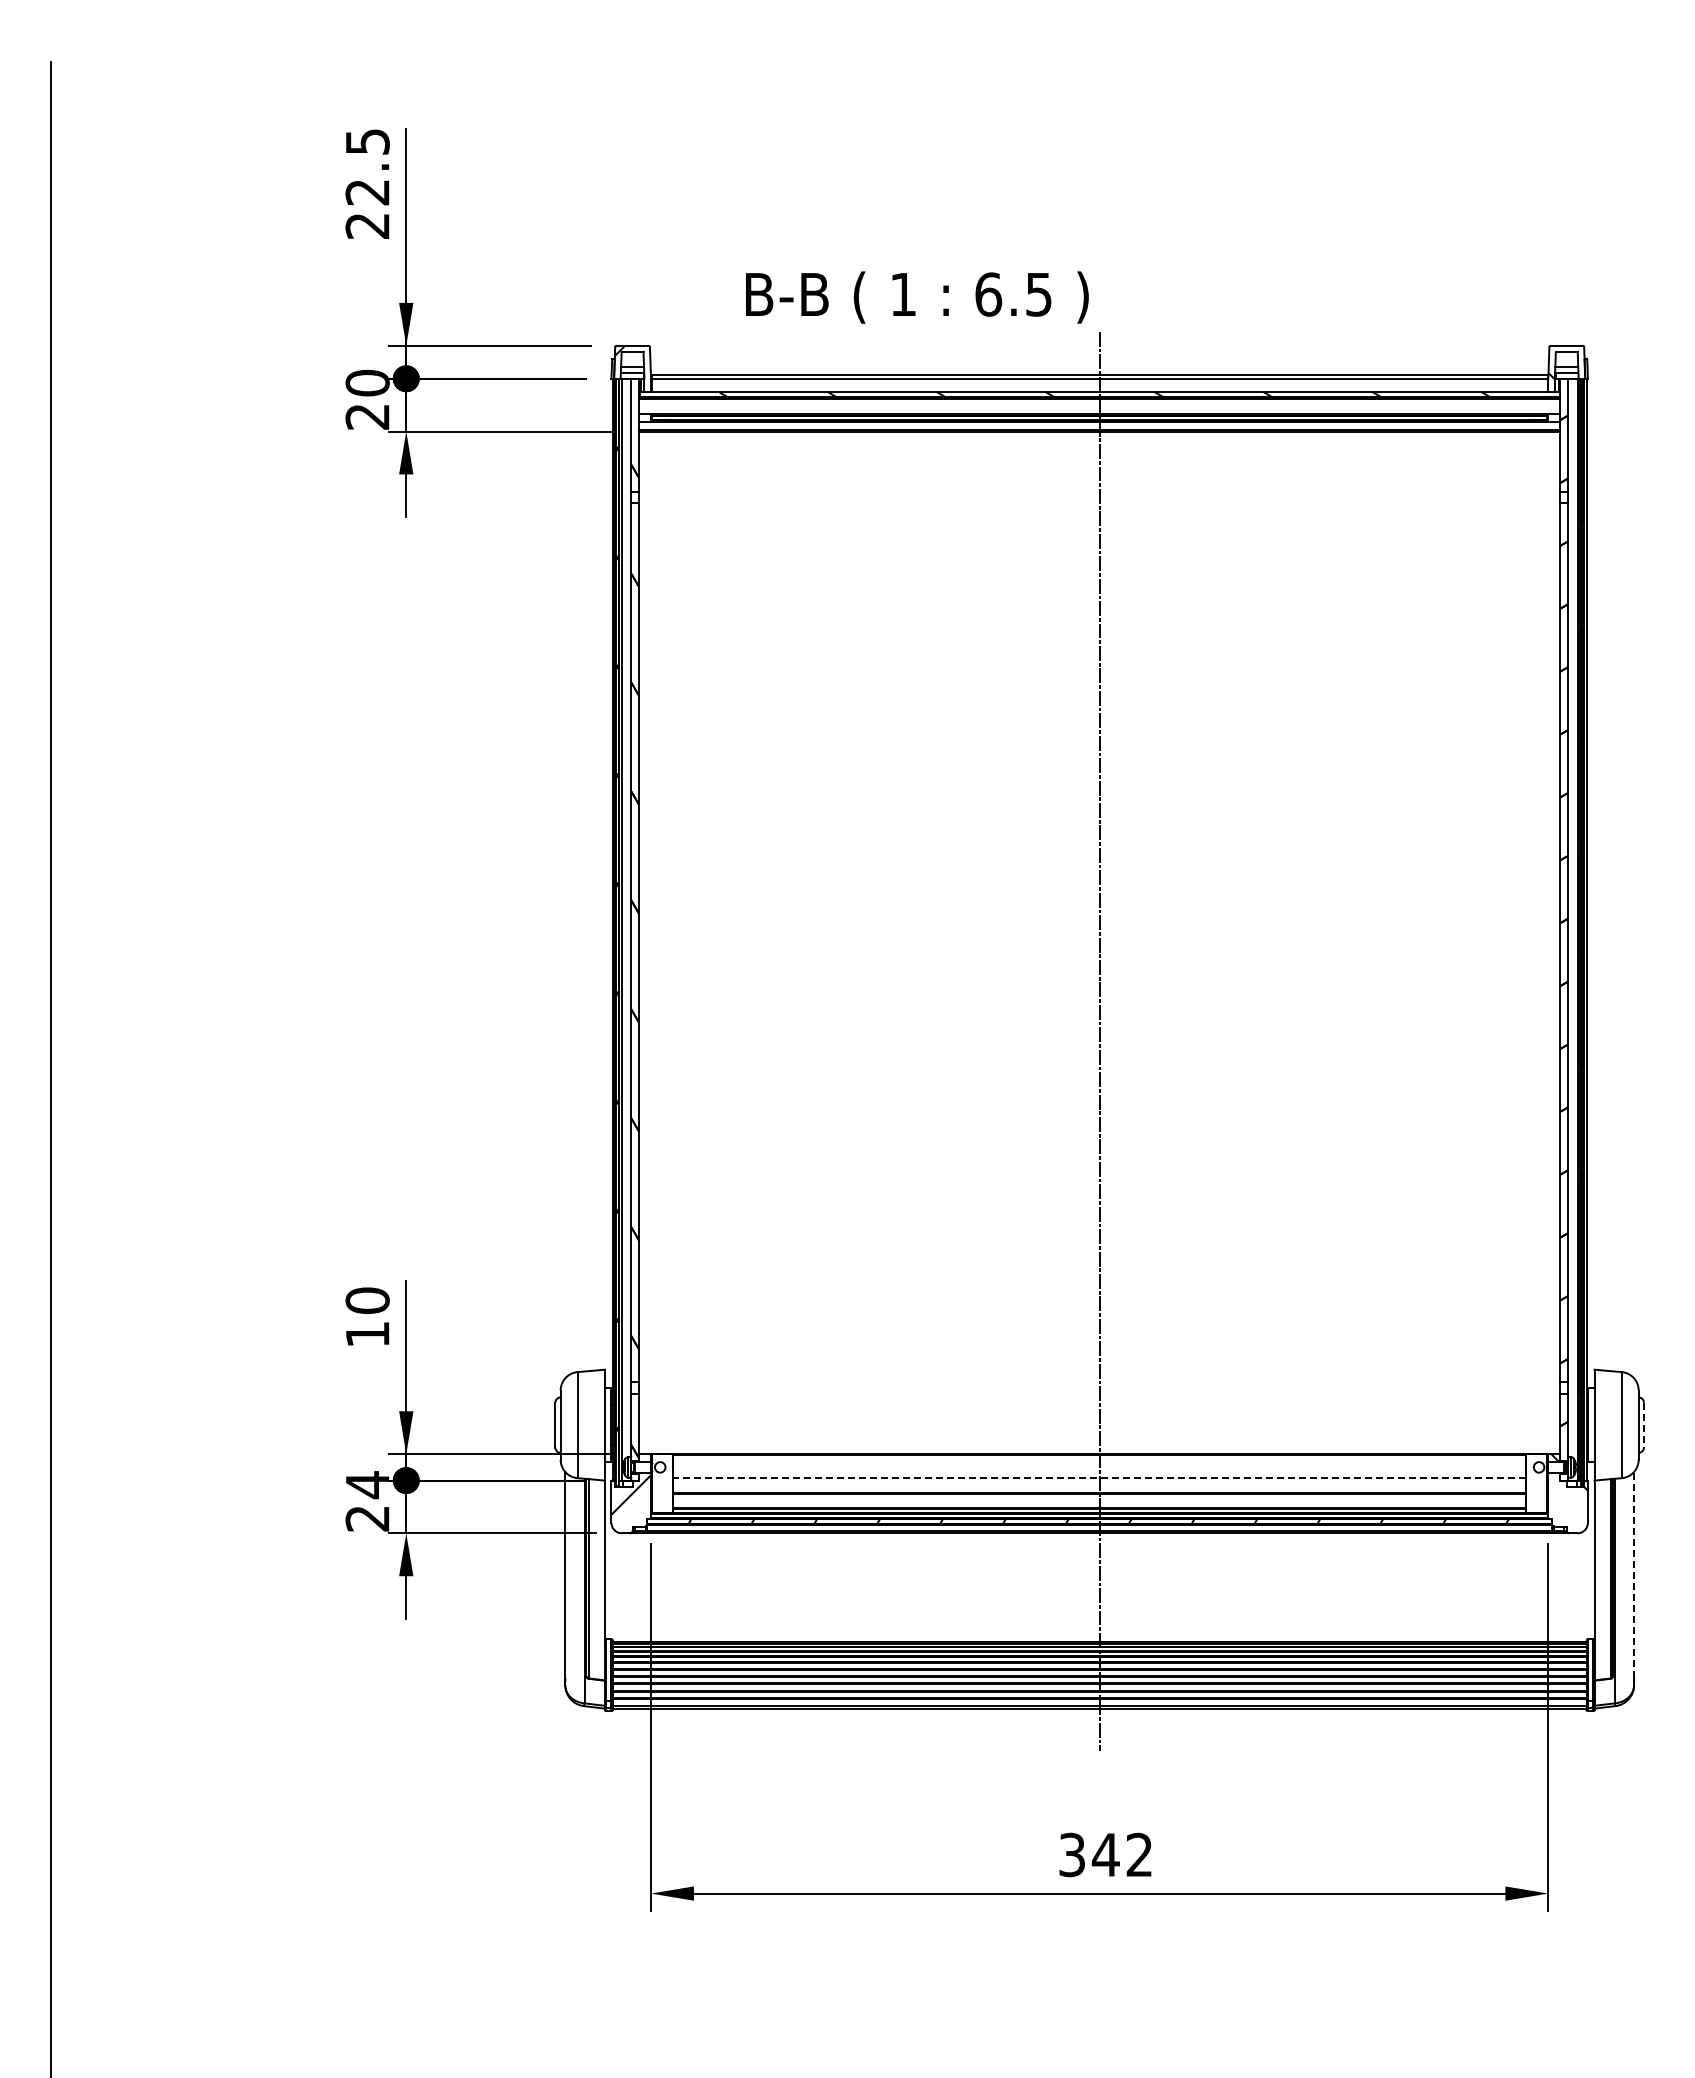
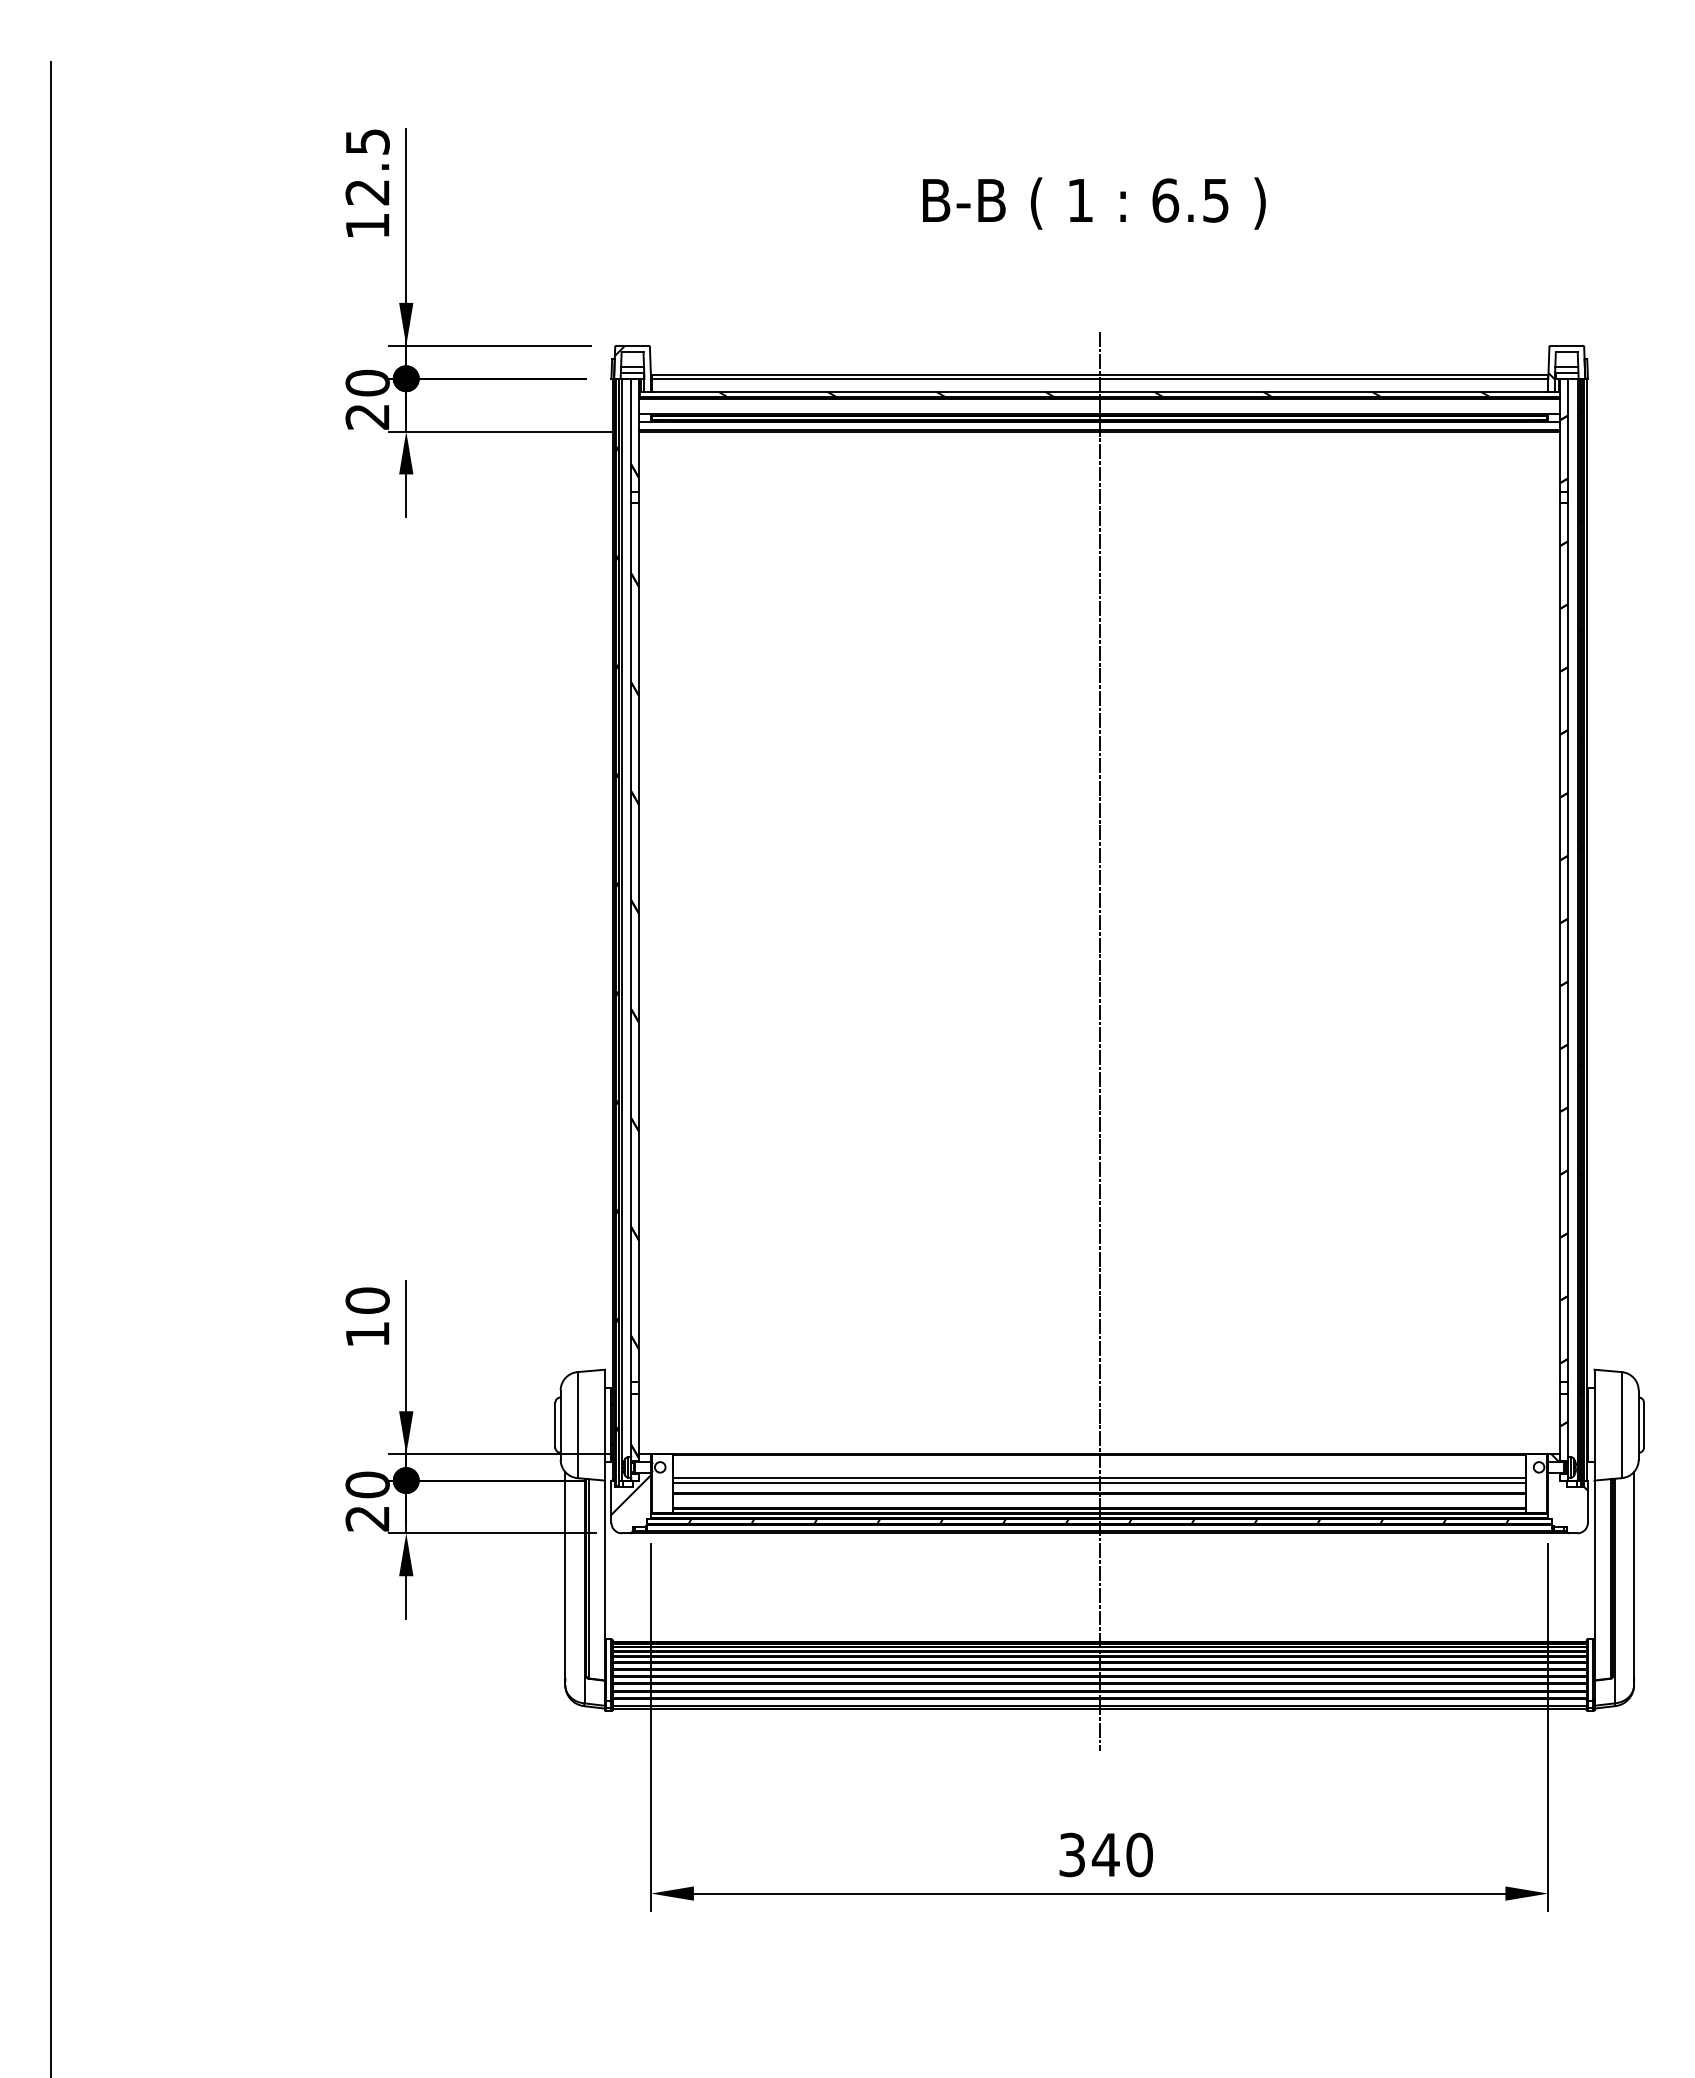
text: 22.5 -> 12.5 (367, 226)
text position: (917, 297) -> (1094, 203) (1094, 203)
line: dashed -> solid (1643, 1425)
line: dashed -> solid (1099, 1477)
line: none -> present (1099, 1483)
text: 24 -> 20 (367, 1485)
line: dashed -> solid (1634, 1574)
text: 342 -> 340 (1139, 1854)
